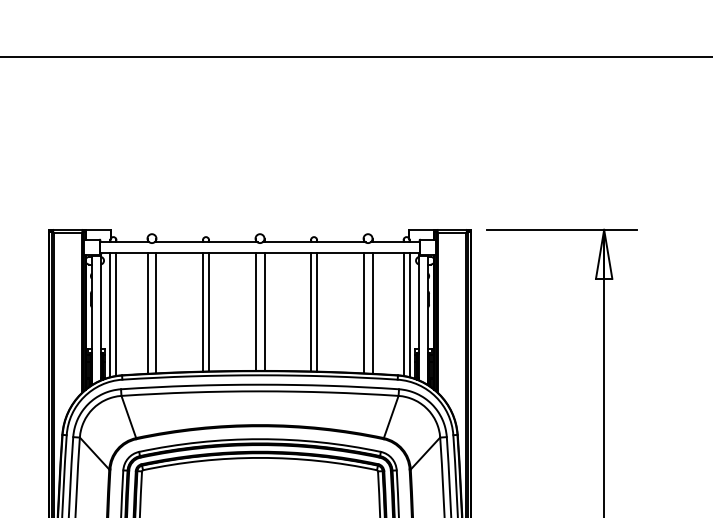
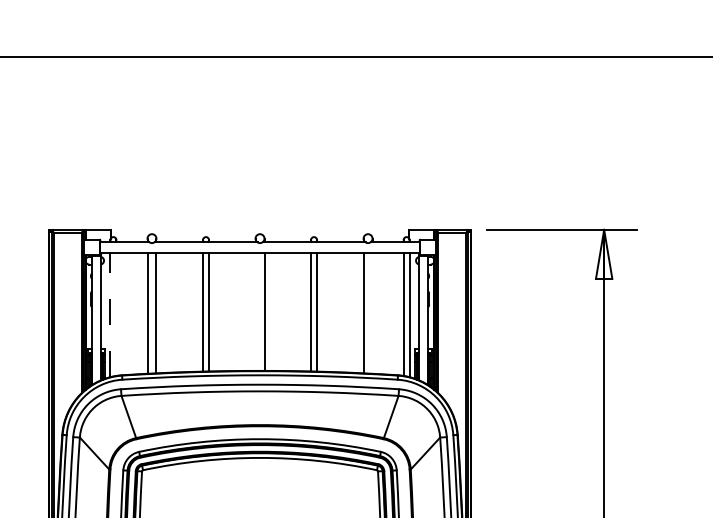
line: present -> none (255, 311)
line: present -> none (372, 312)
line: present -> none (116, 313)
line: solid -> dashed (110, 314)
